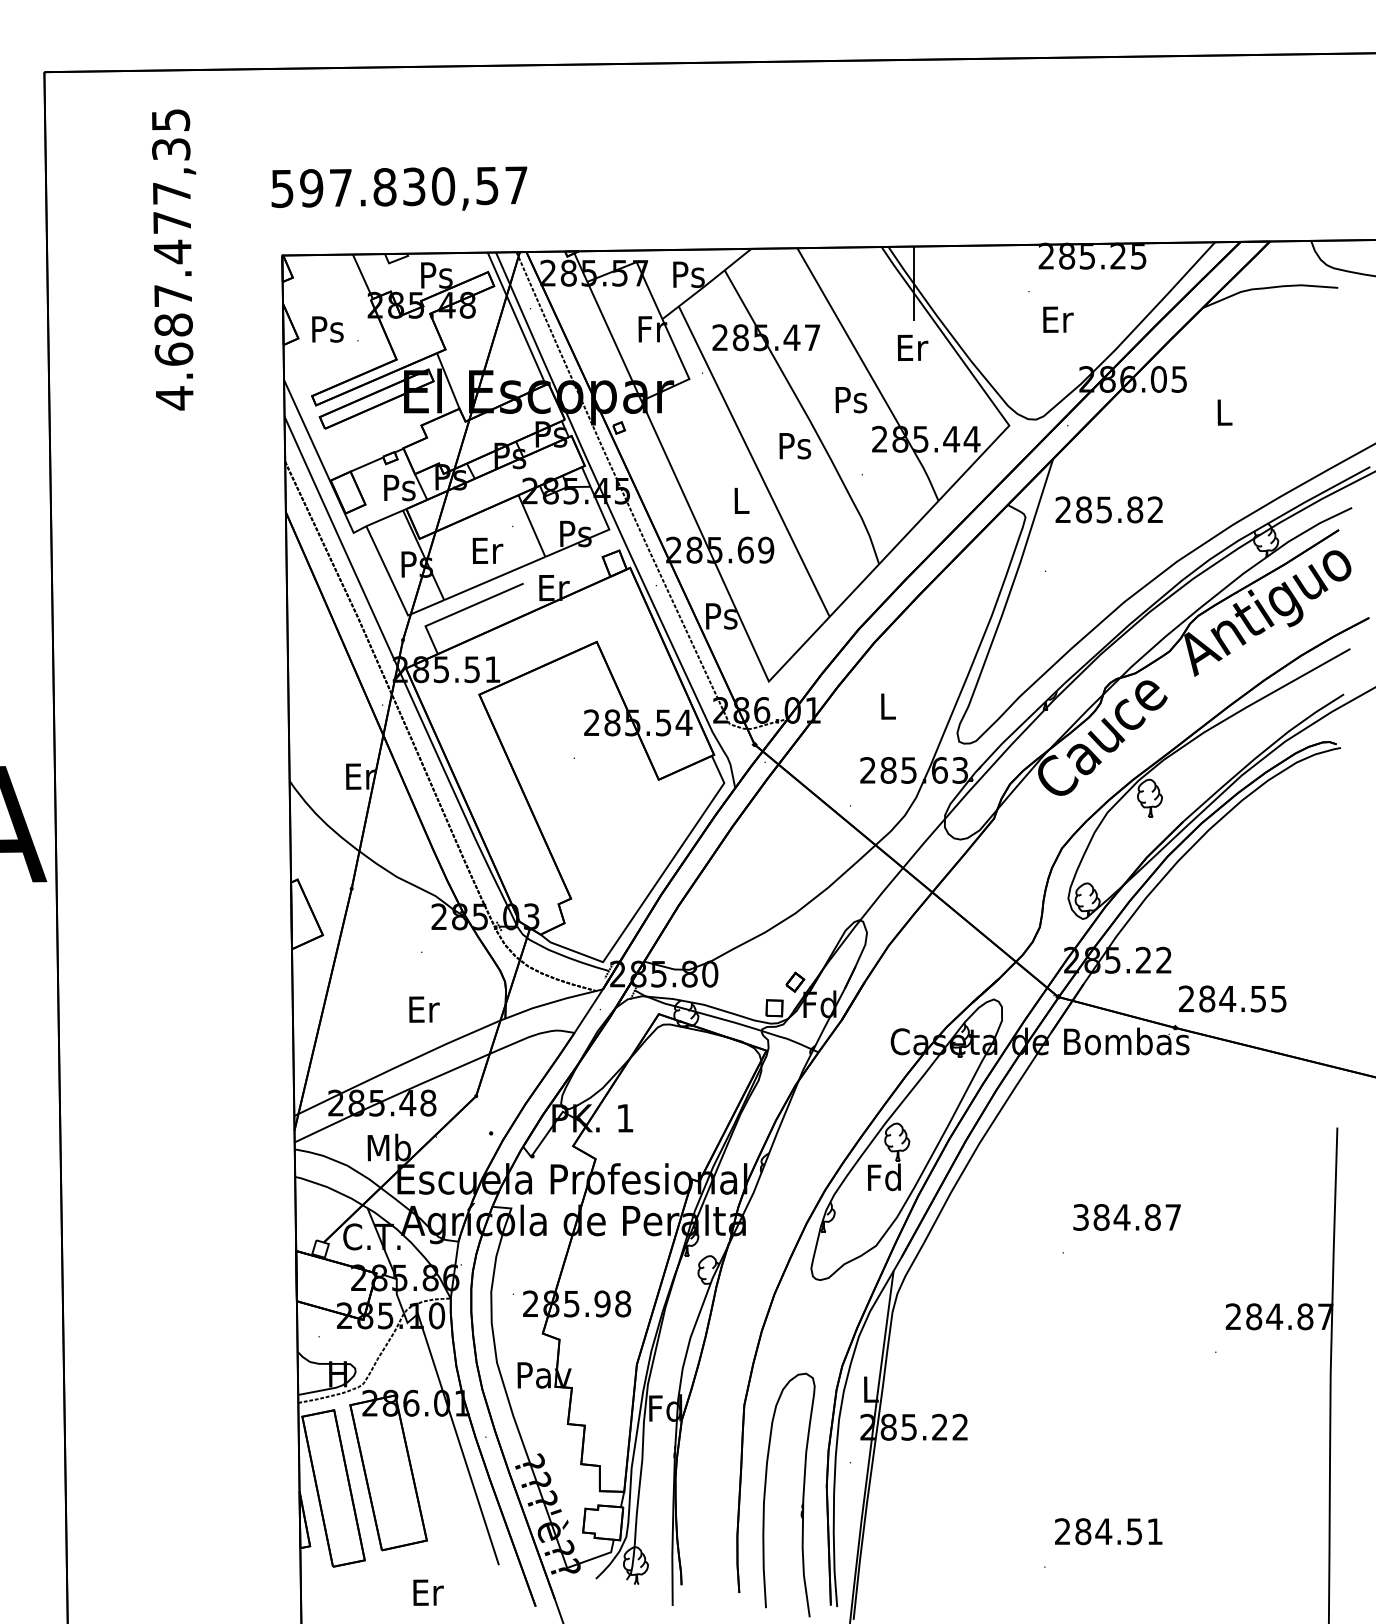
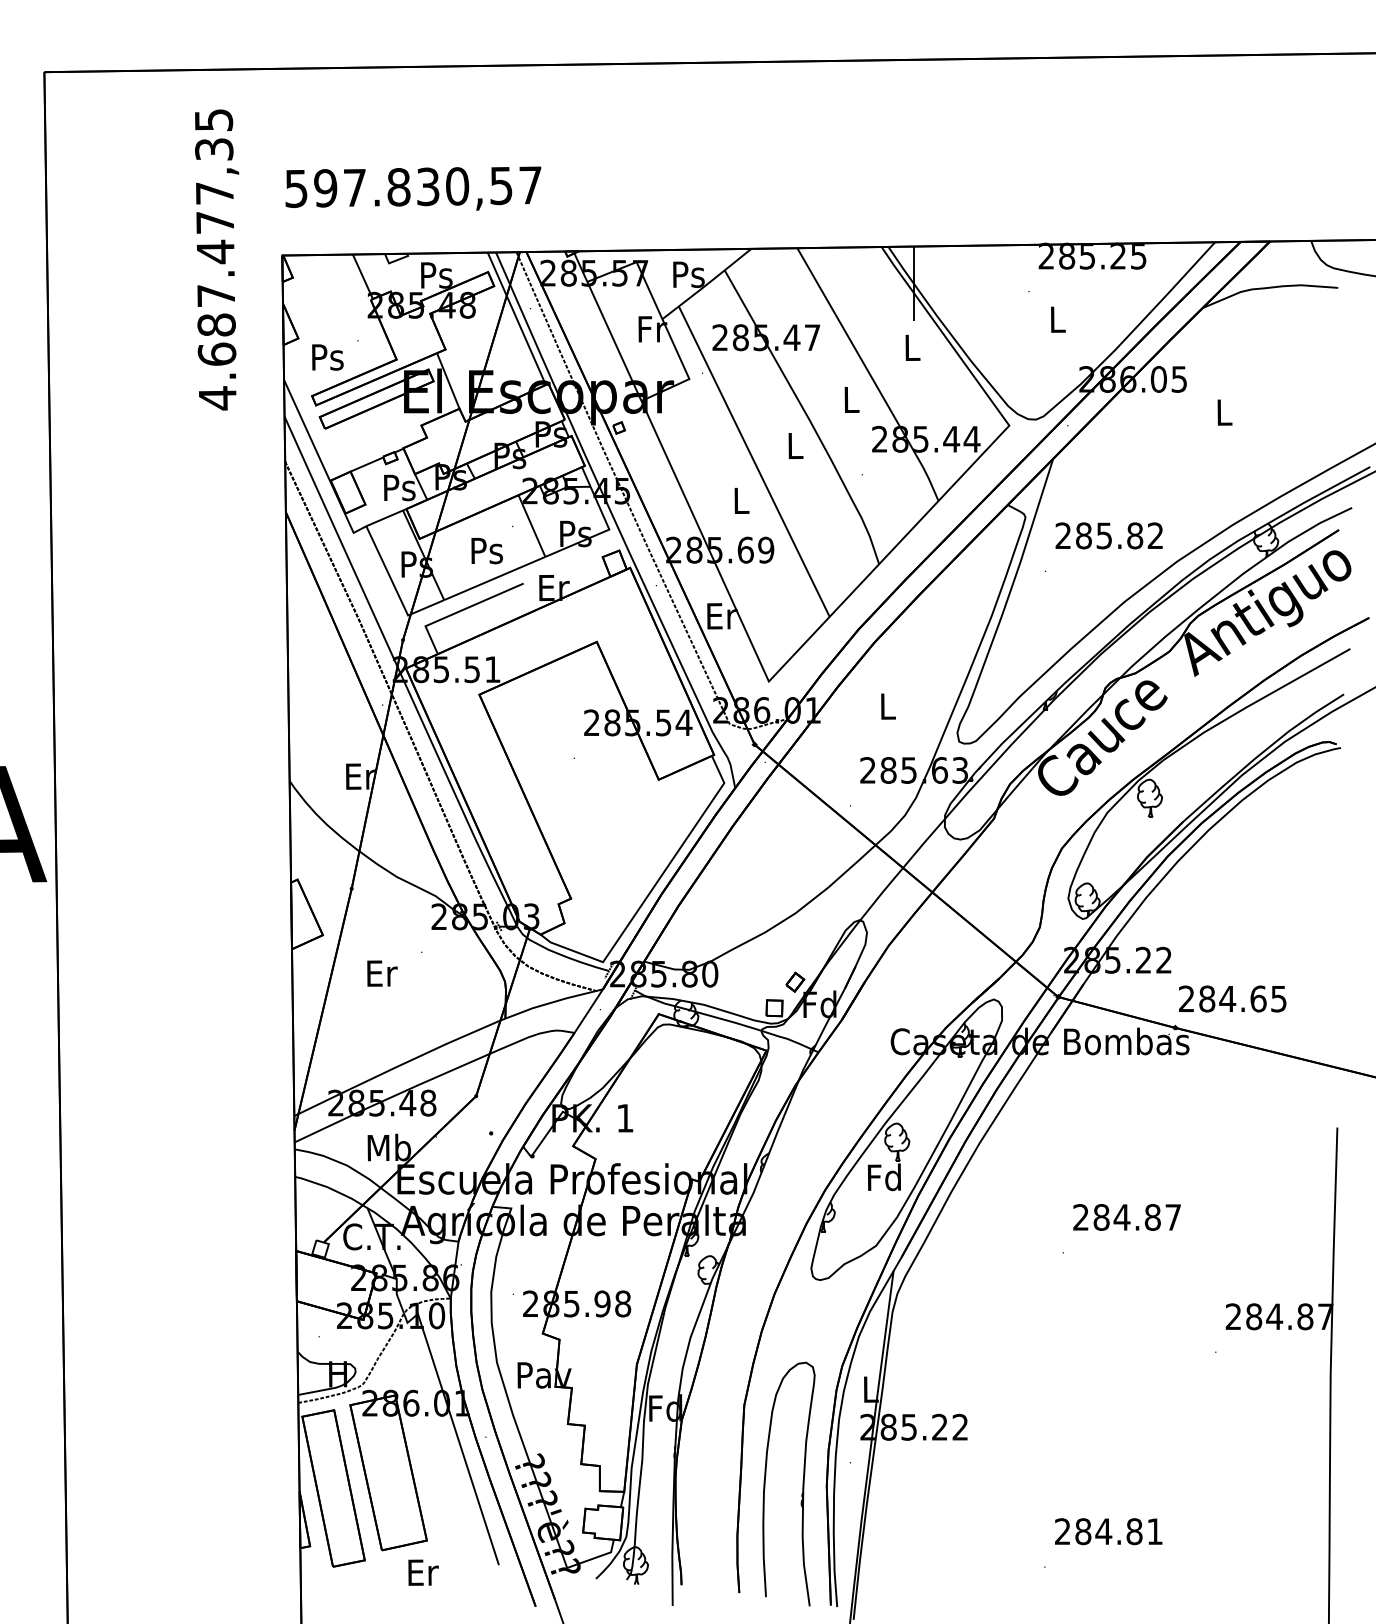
text position: (399, 188) -> (413, 188) (413, 188)
text position: (174, 259) -> (217, 259) (217, 259)
text: Er -> L (1058, 319)
text position: (327, 329) -> (327, 357) (327, 357)
text: Er -> L (912, 347)
text: Ps -> L (851, 400)
text: Ps -> L (795, 446)
text position: (1108, 509) -> (1108, 535) (1108, 535)
text: Er -> Ps (487, 550)
text: Ps -> Er (721, 616)
text: 284.55 -> 284.65 (1258, 998)
text position: (424, 1009) -> (382, 973) (382, 973)
text: 384.87 -> 284.87 (1080, 1217)
part position: (802, 1494) -> (802, 1483) (802, 1483)
text: 284.51 -> 284.81 (1134, 1531)
text position: (428, 1592) -> (423, 1572) (423, 1572)
